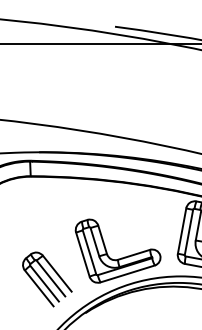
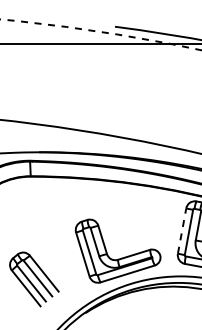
arc: solid -> dashed (101, 31)
line: solid -> dashed (182, 230)
part position: (47, 279) -> (34, 279) (34, 279)
